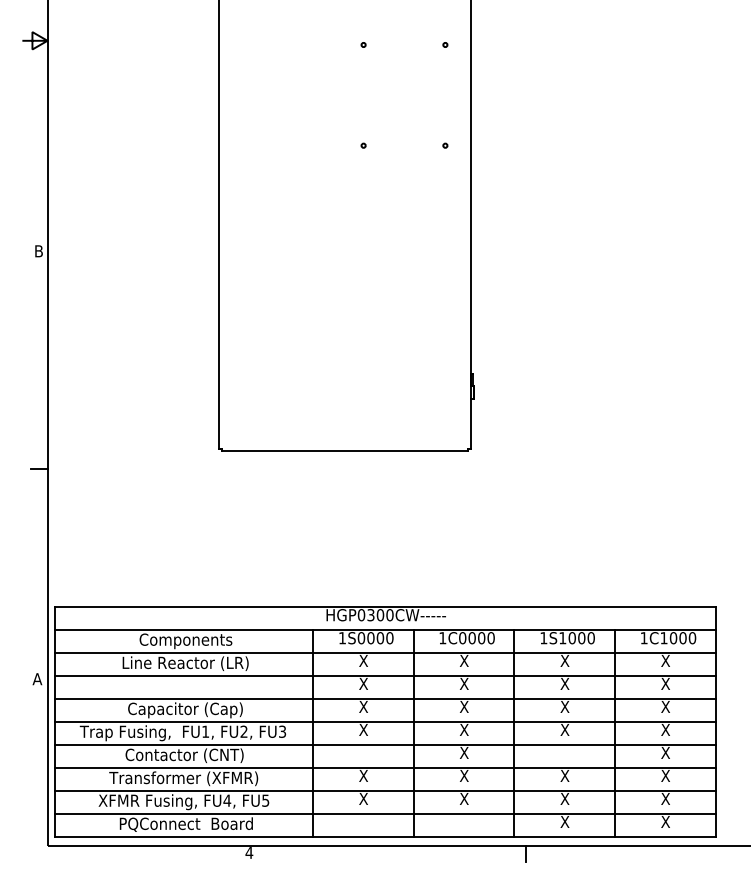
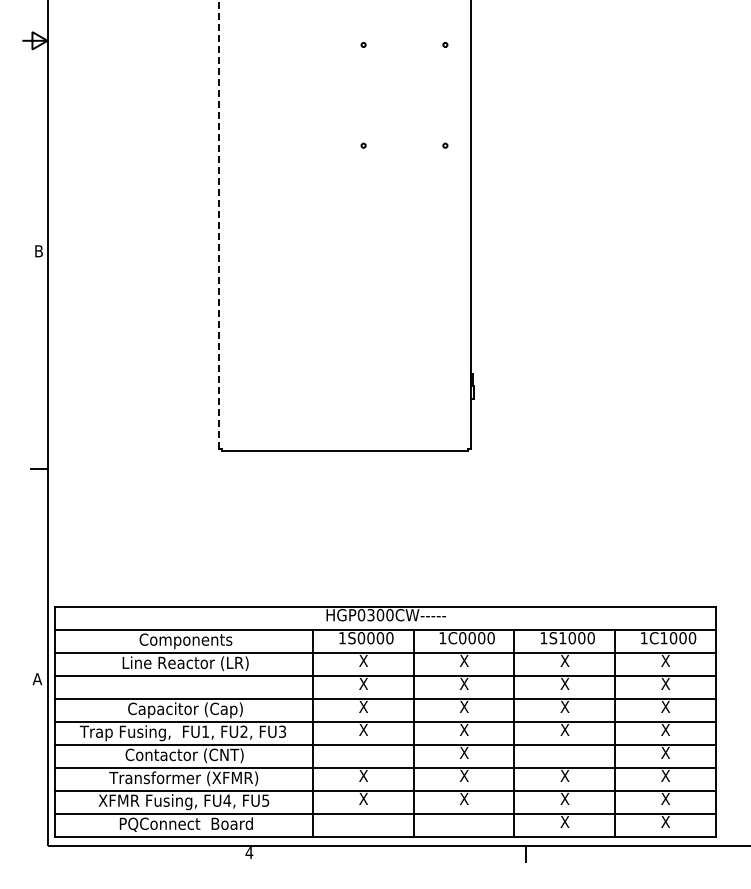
line: solid -> dashed (218, 223)
